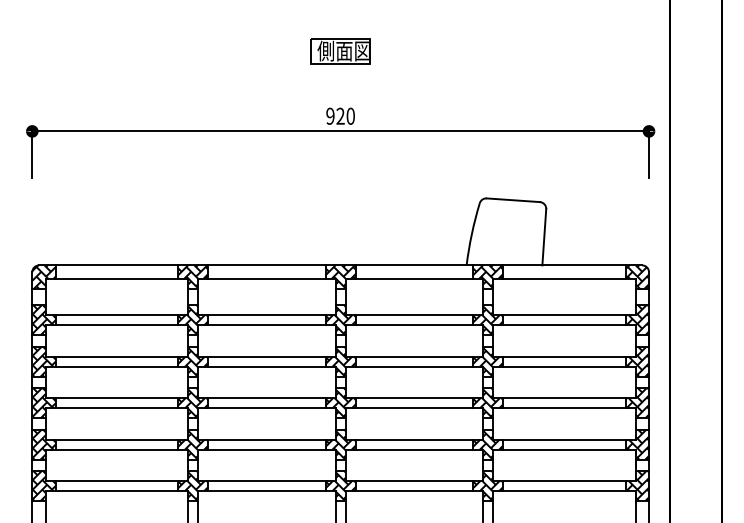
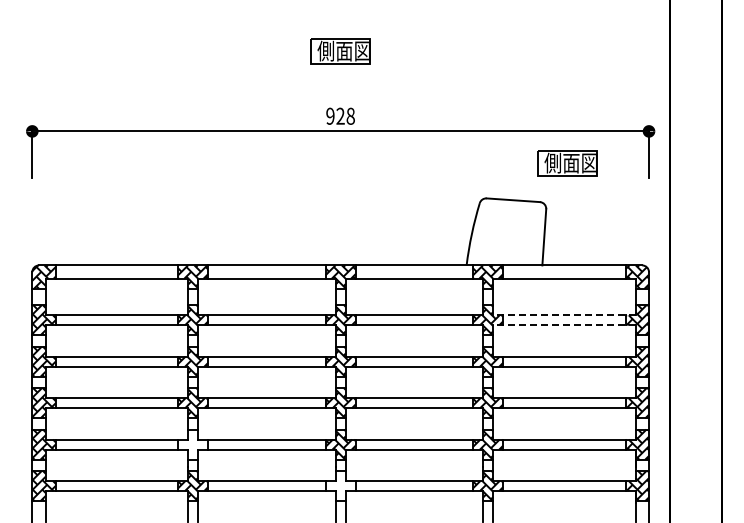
text: 920 -> 928 (350, 116)
part: none -> present (567, 163)
line: solid -> dashed (563, 315)
line: solid -> dashed (563, 325)
hatch: present -> none (193, 444)
hatch: present -> none (340, 485)
